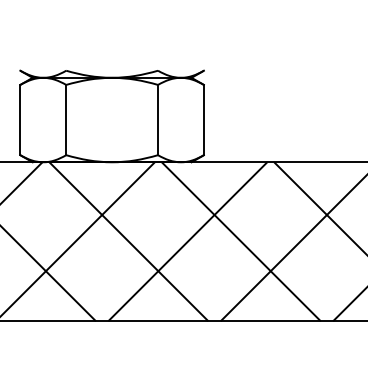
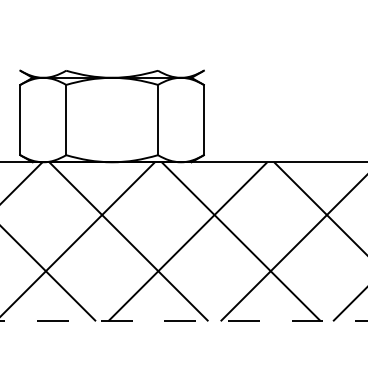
line: solid -> dashed (184, 321)
